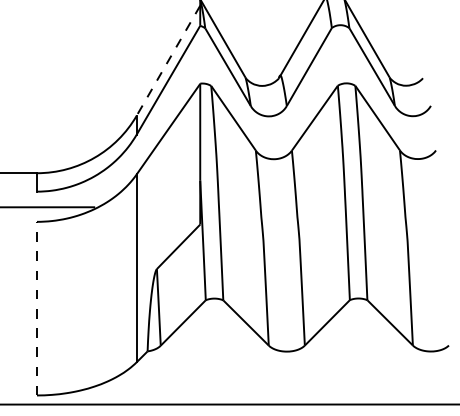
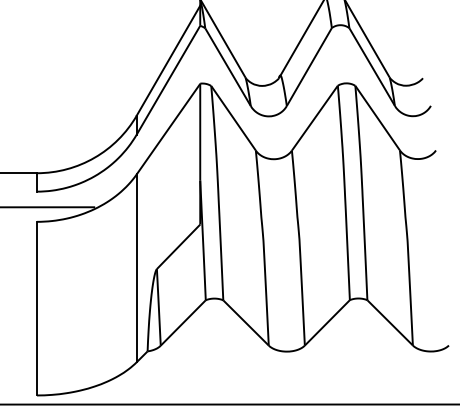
line: dashed -> solid (168, 61)
line: dashed -> solid (36, 308)
